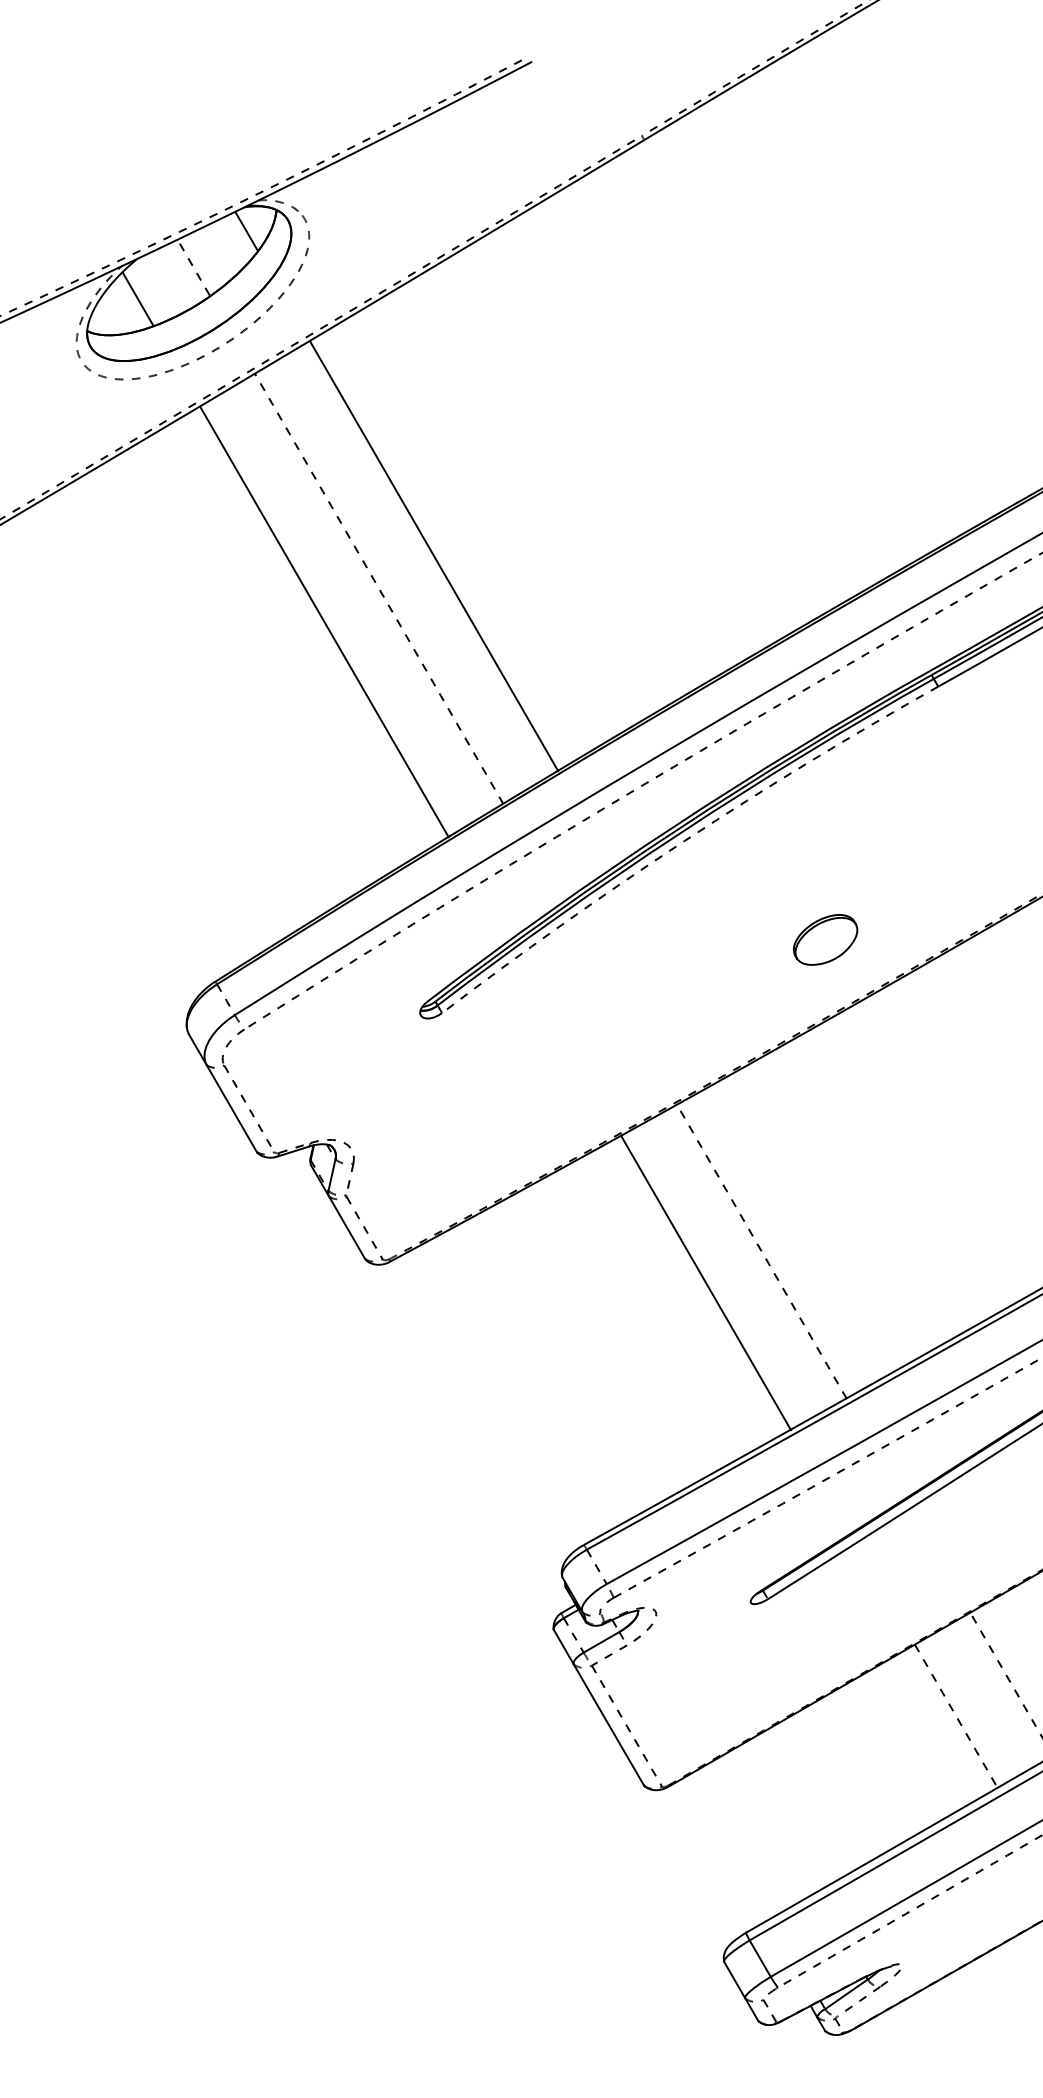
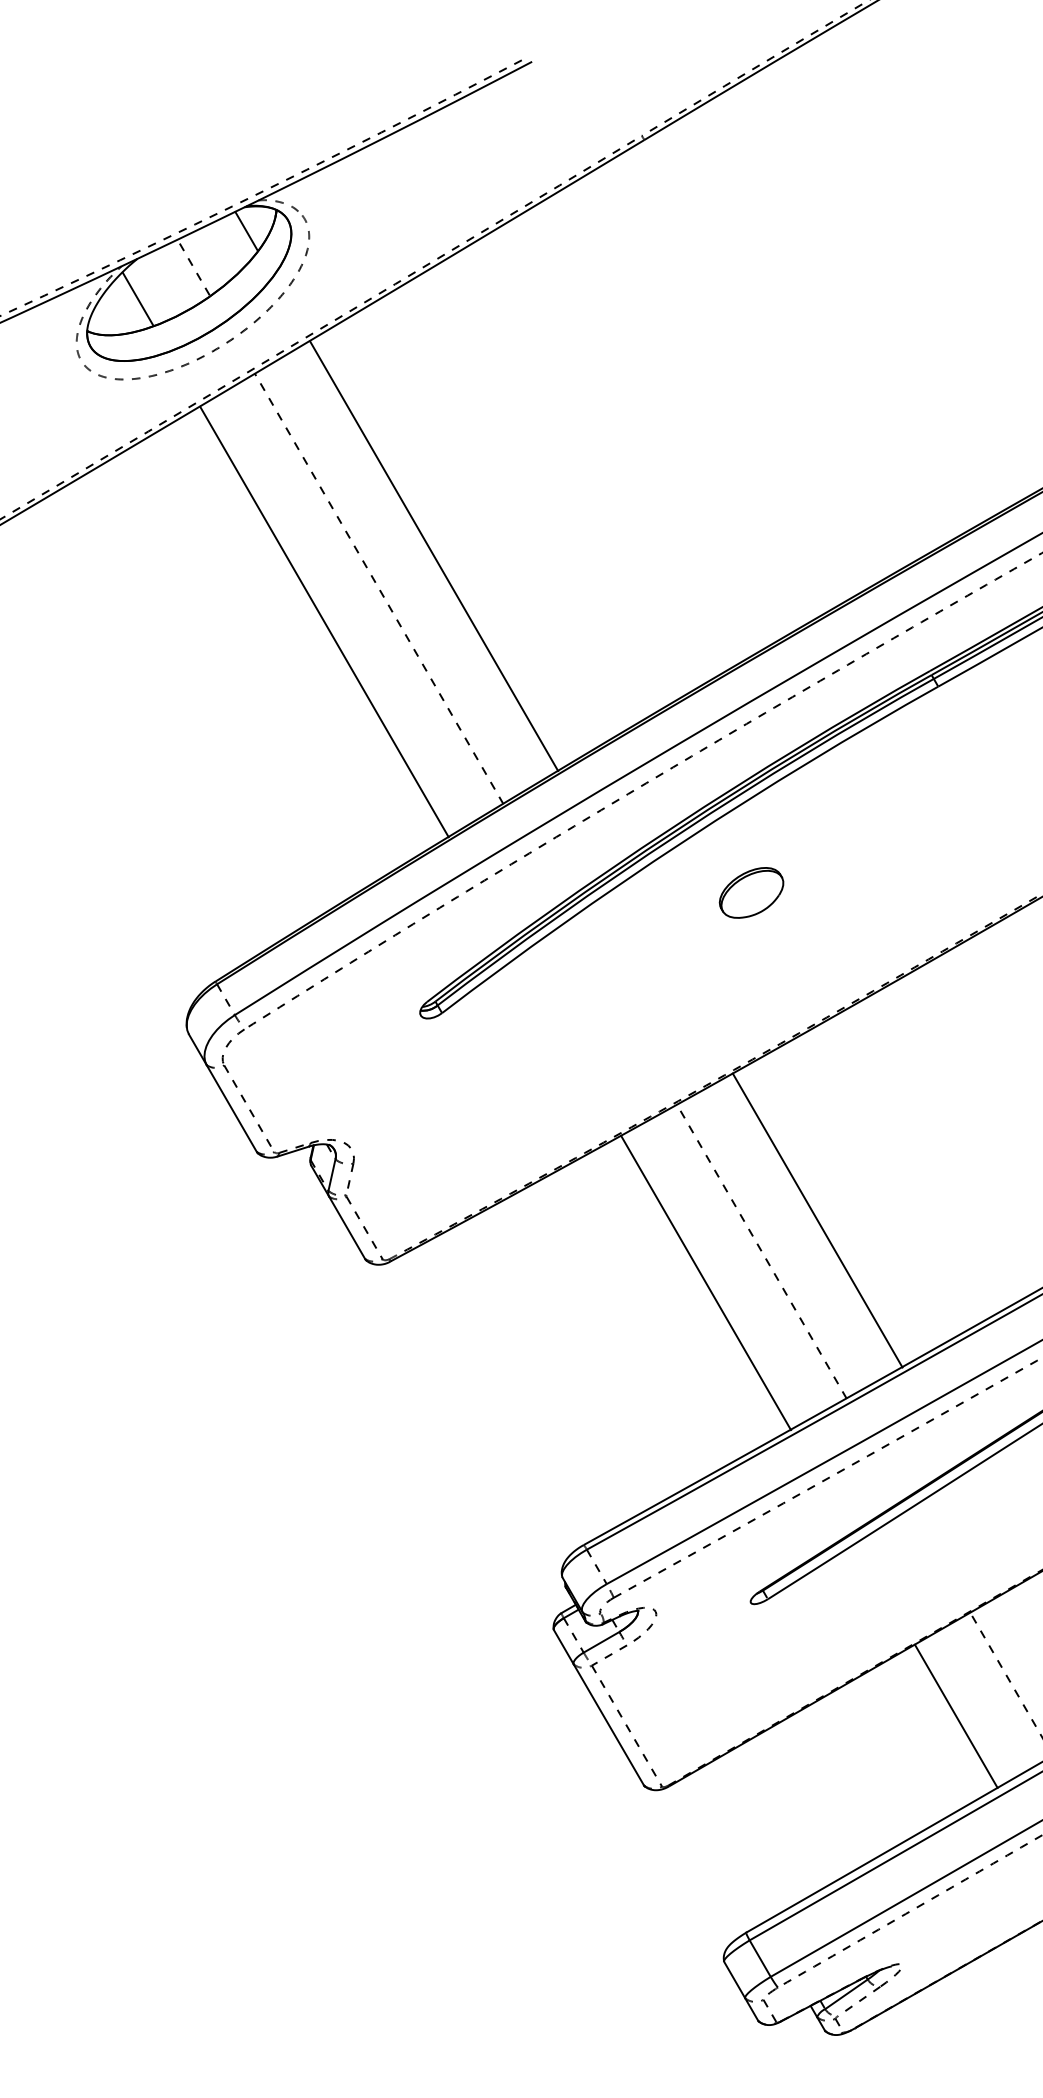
arc: dashed -> solid (684, 841)
part position: (825, 939) -> (751, 892) (751, 892)
line: none -> present (817, 1220)
line: dashed -> solid (956, 1716)
